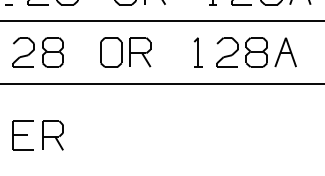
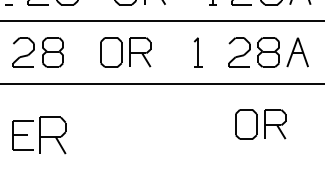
part position: (256, 52) -> (268, 52) (268, 52)
part: none -> present (260, 124)
part size: 22x31 px -> 28x39 px (52, 135)
